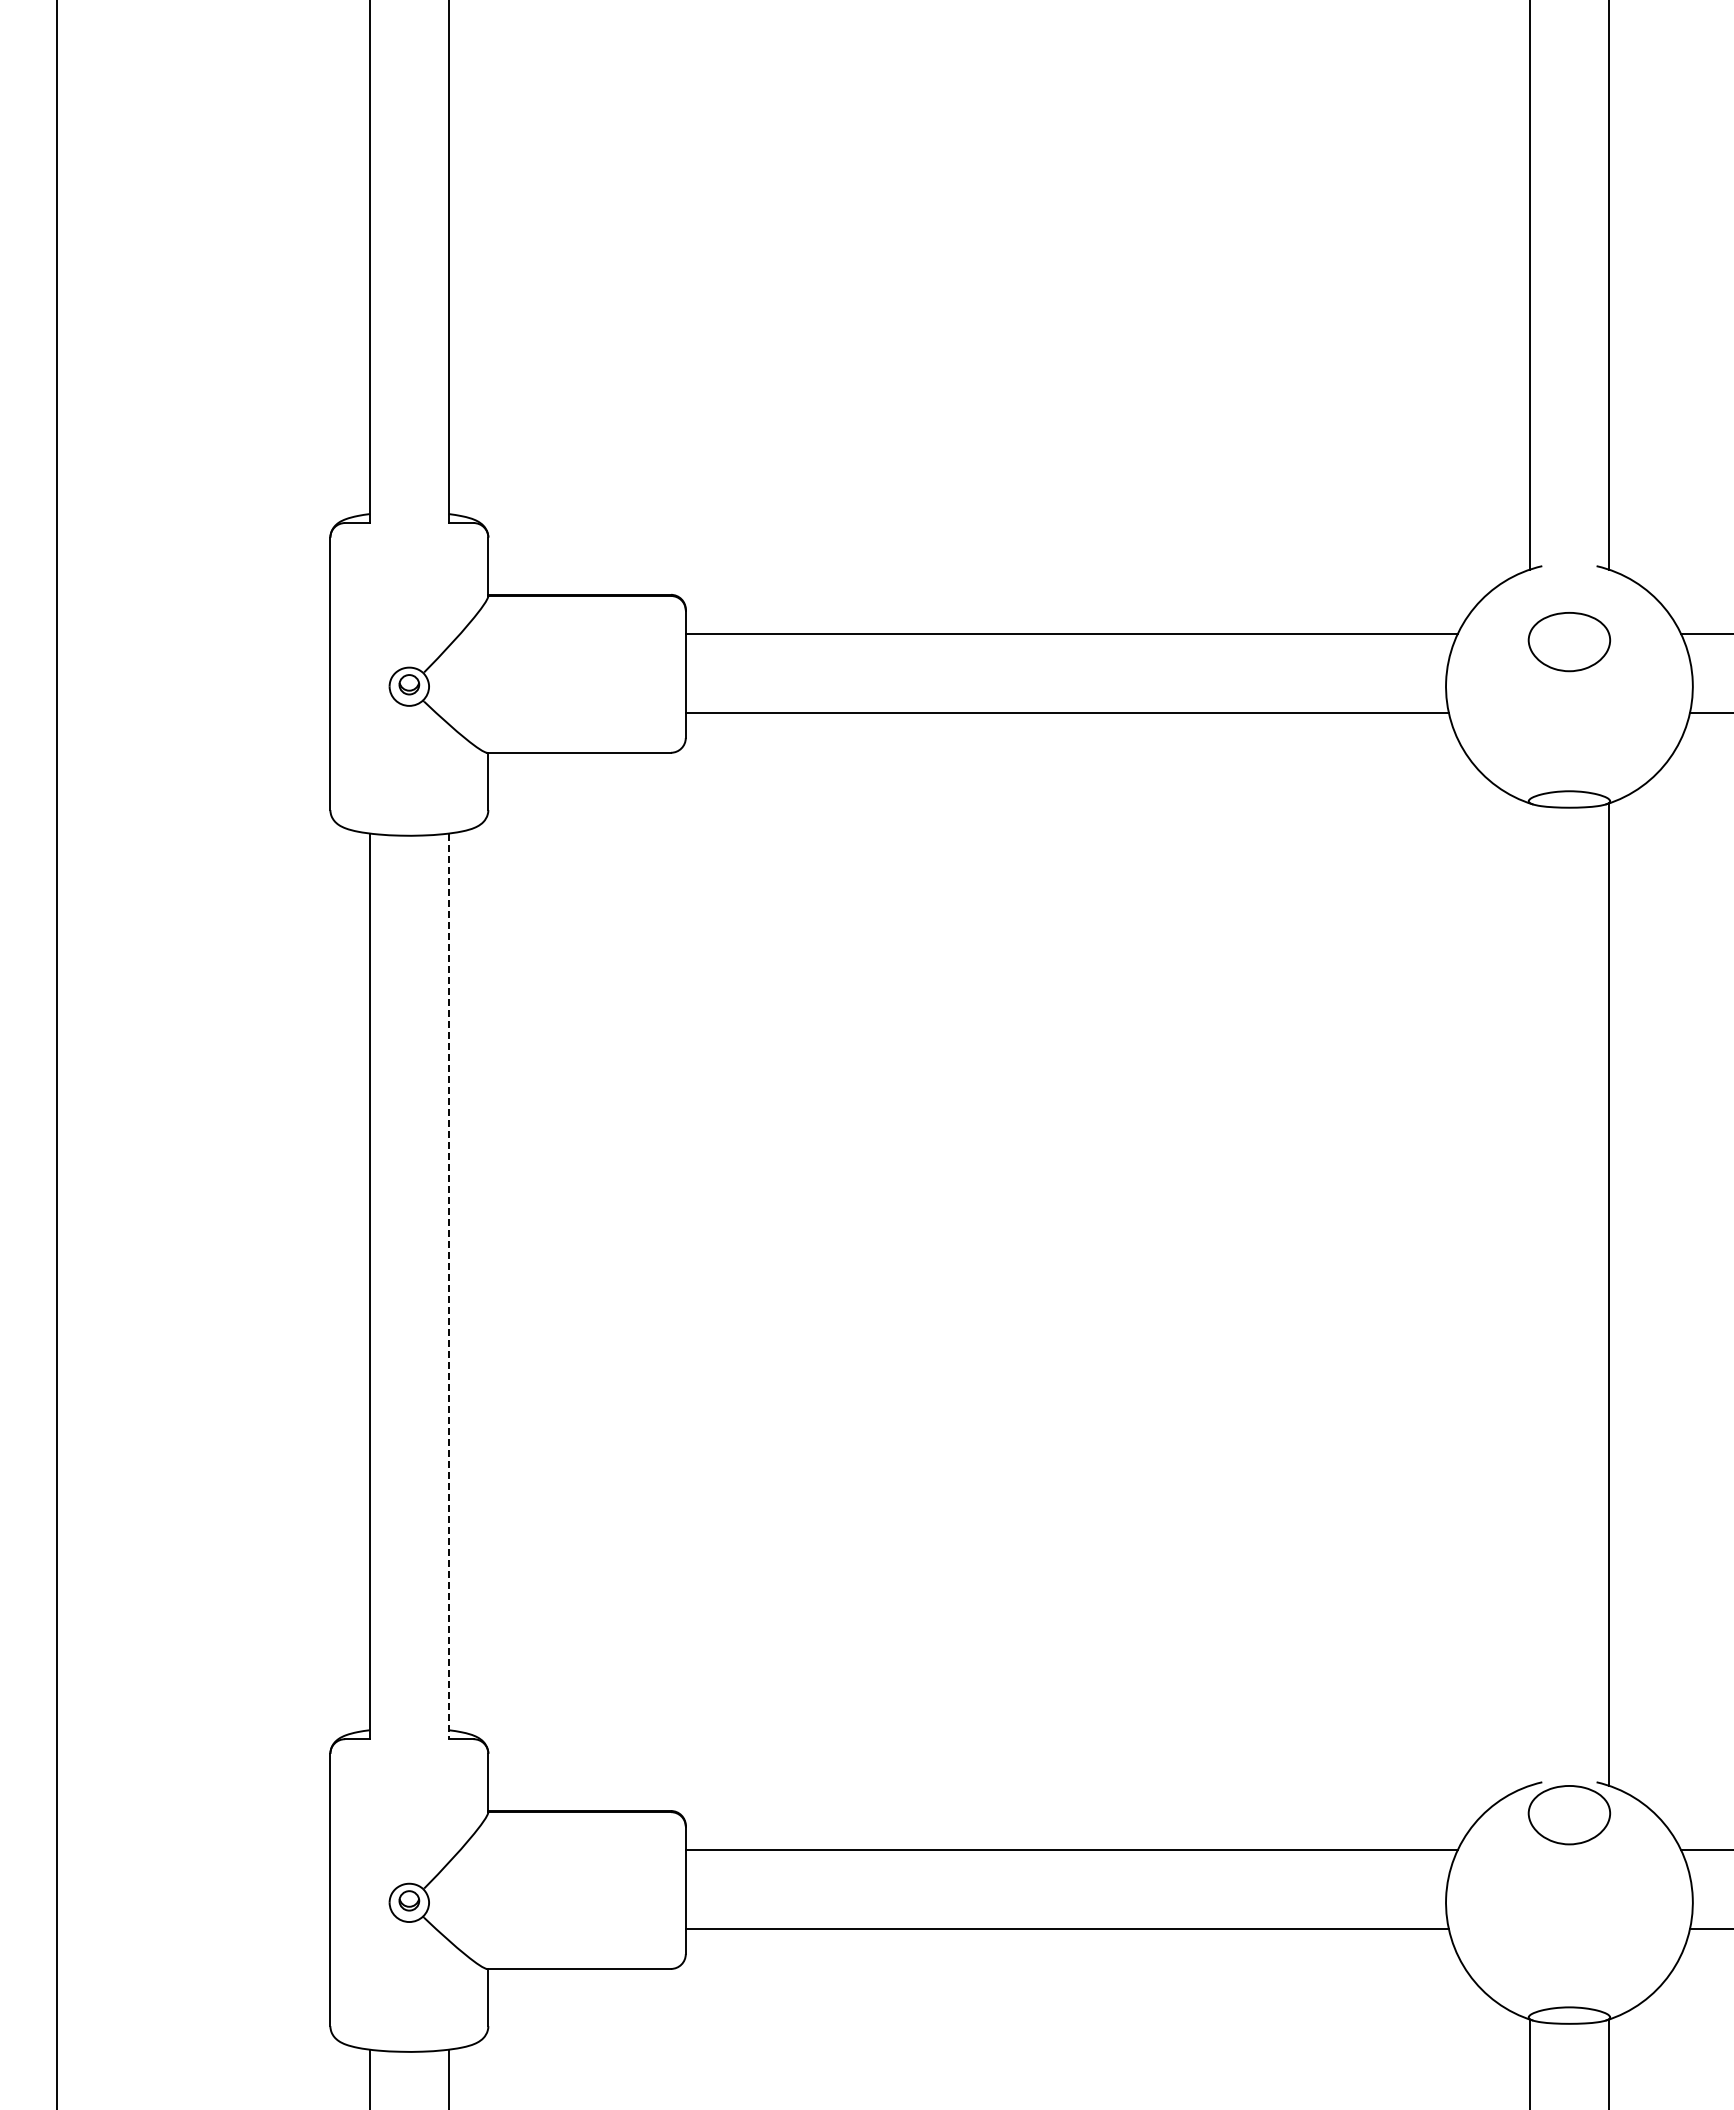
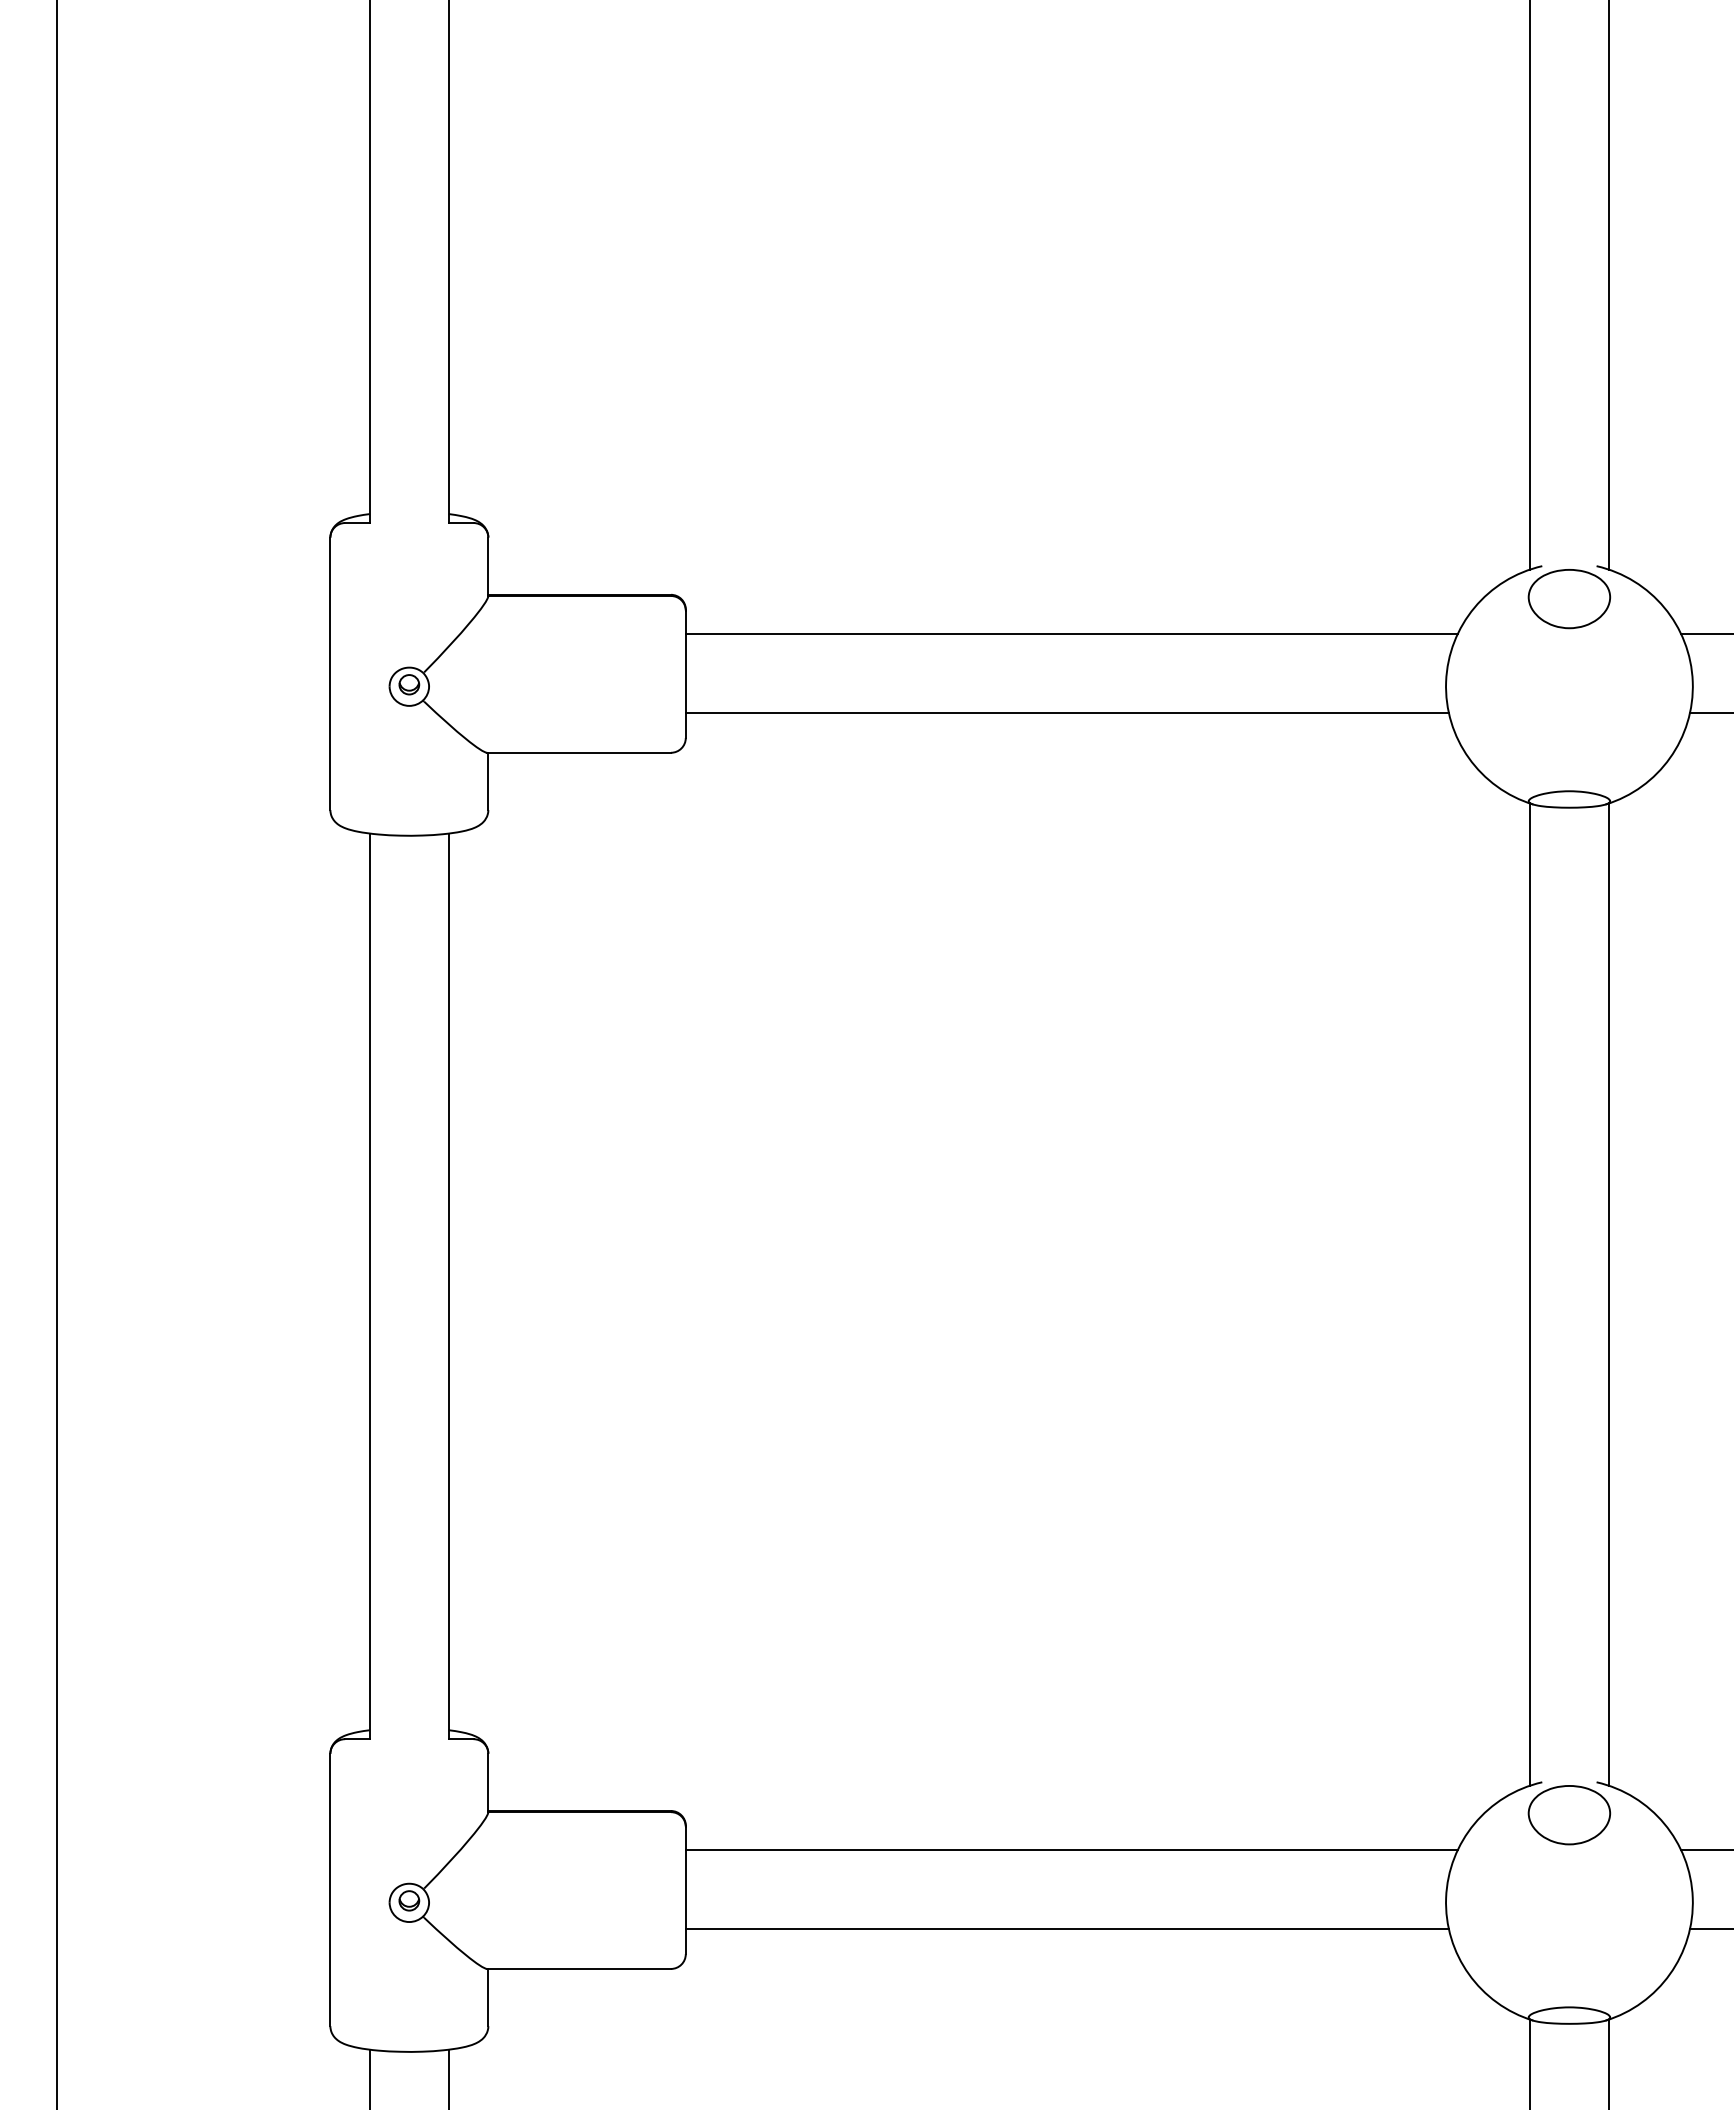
part position: (1569, 642) -> (1569, 599) (1569, 599)
line: dashed -> solid (448, 1286)
line: none -> present (1529, 1294)
